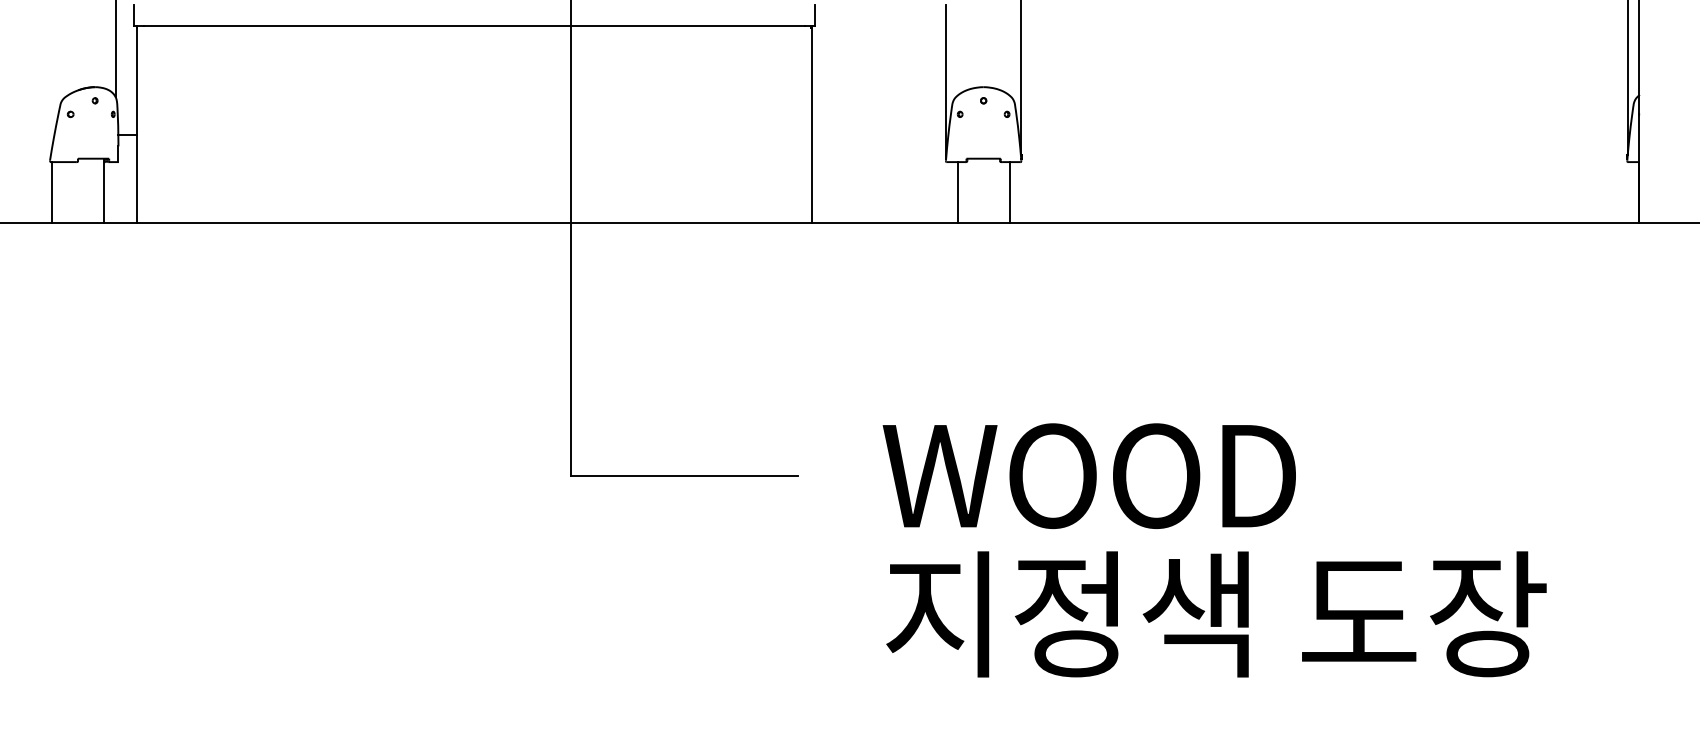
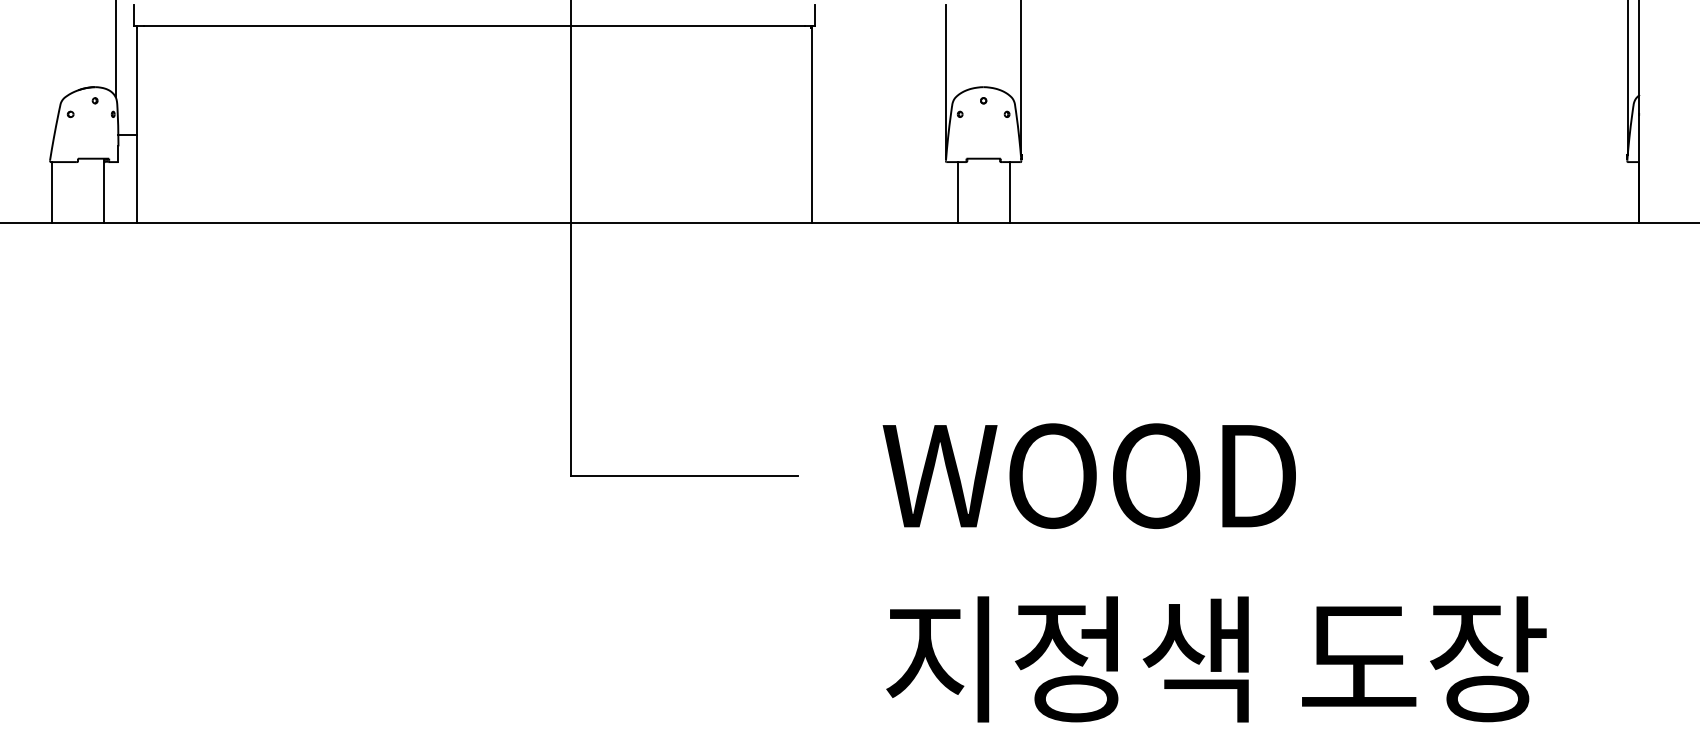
text position: (1216, 614) -> (1216, 659) (1216, 659)
